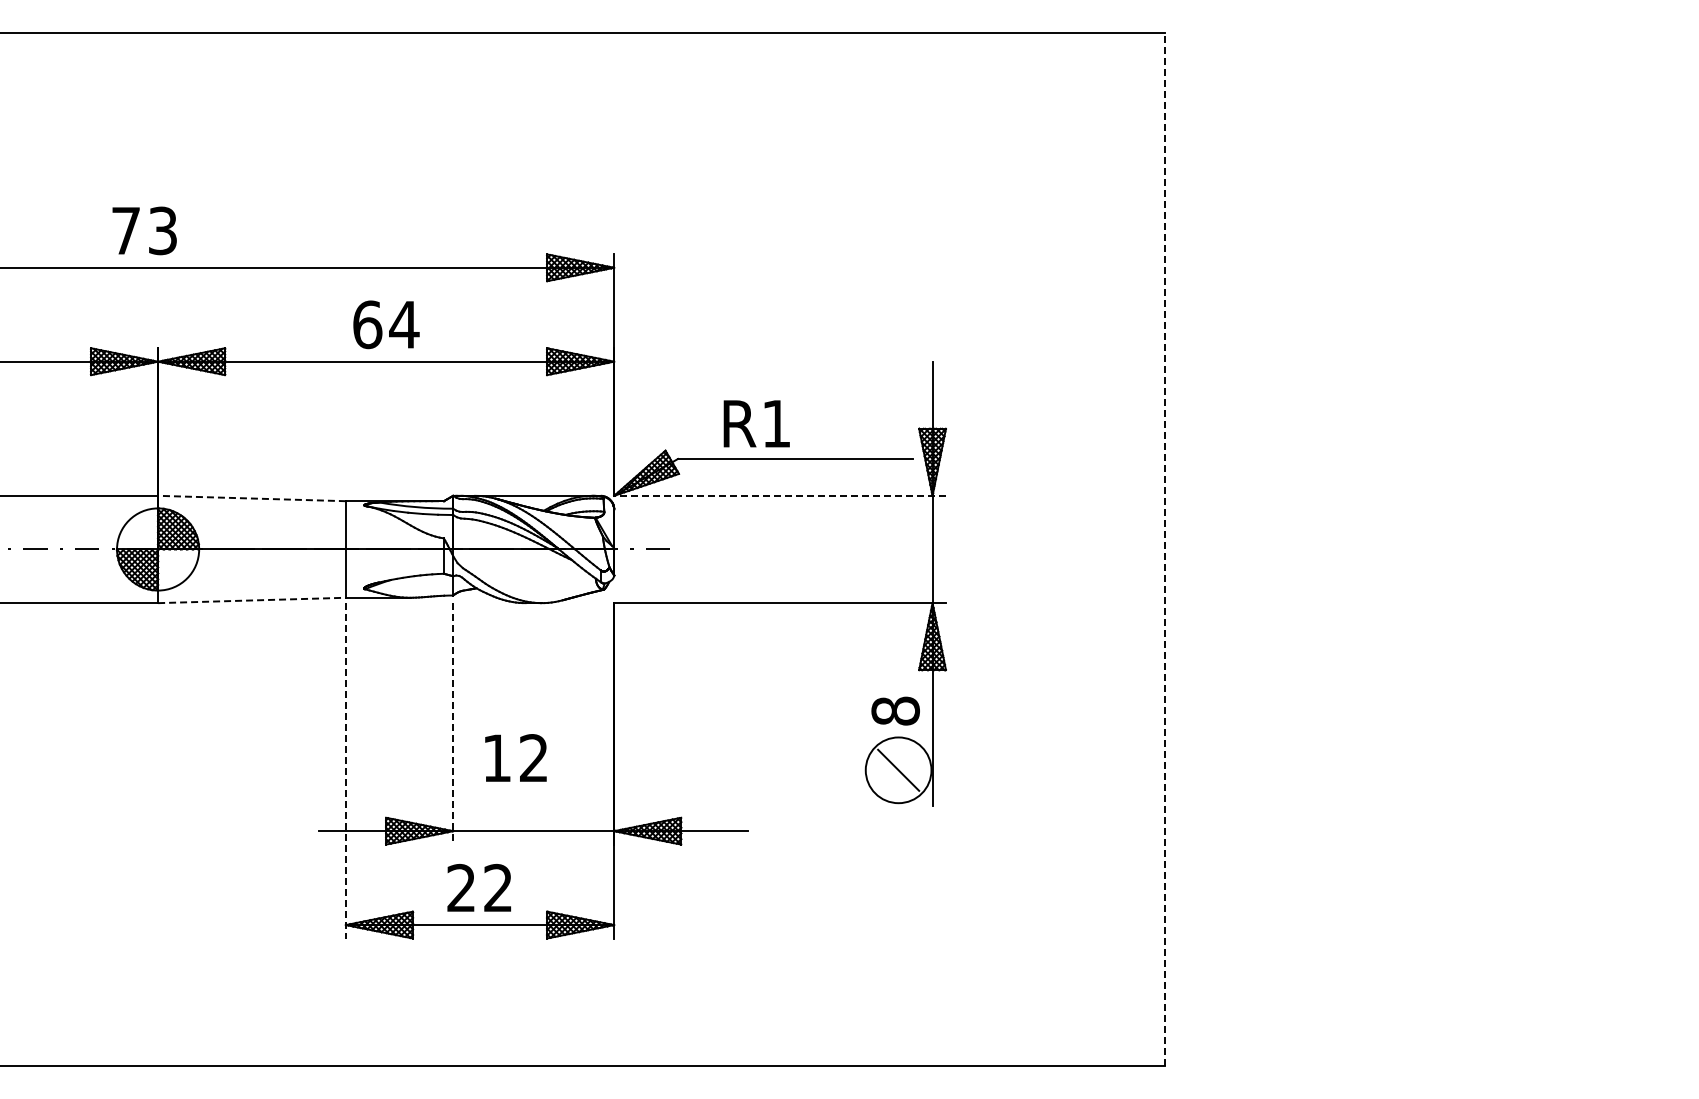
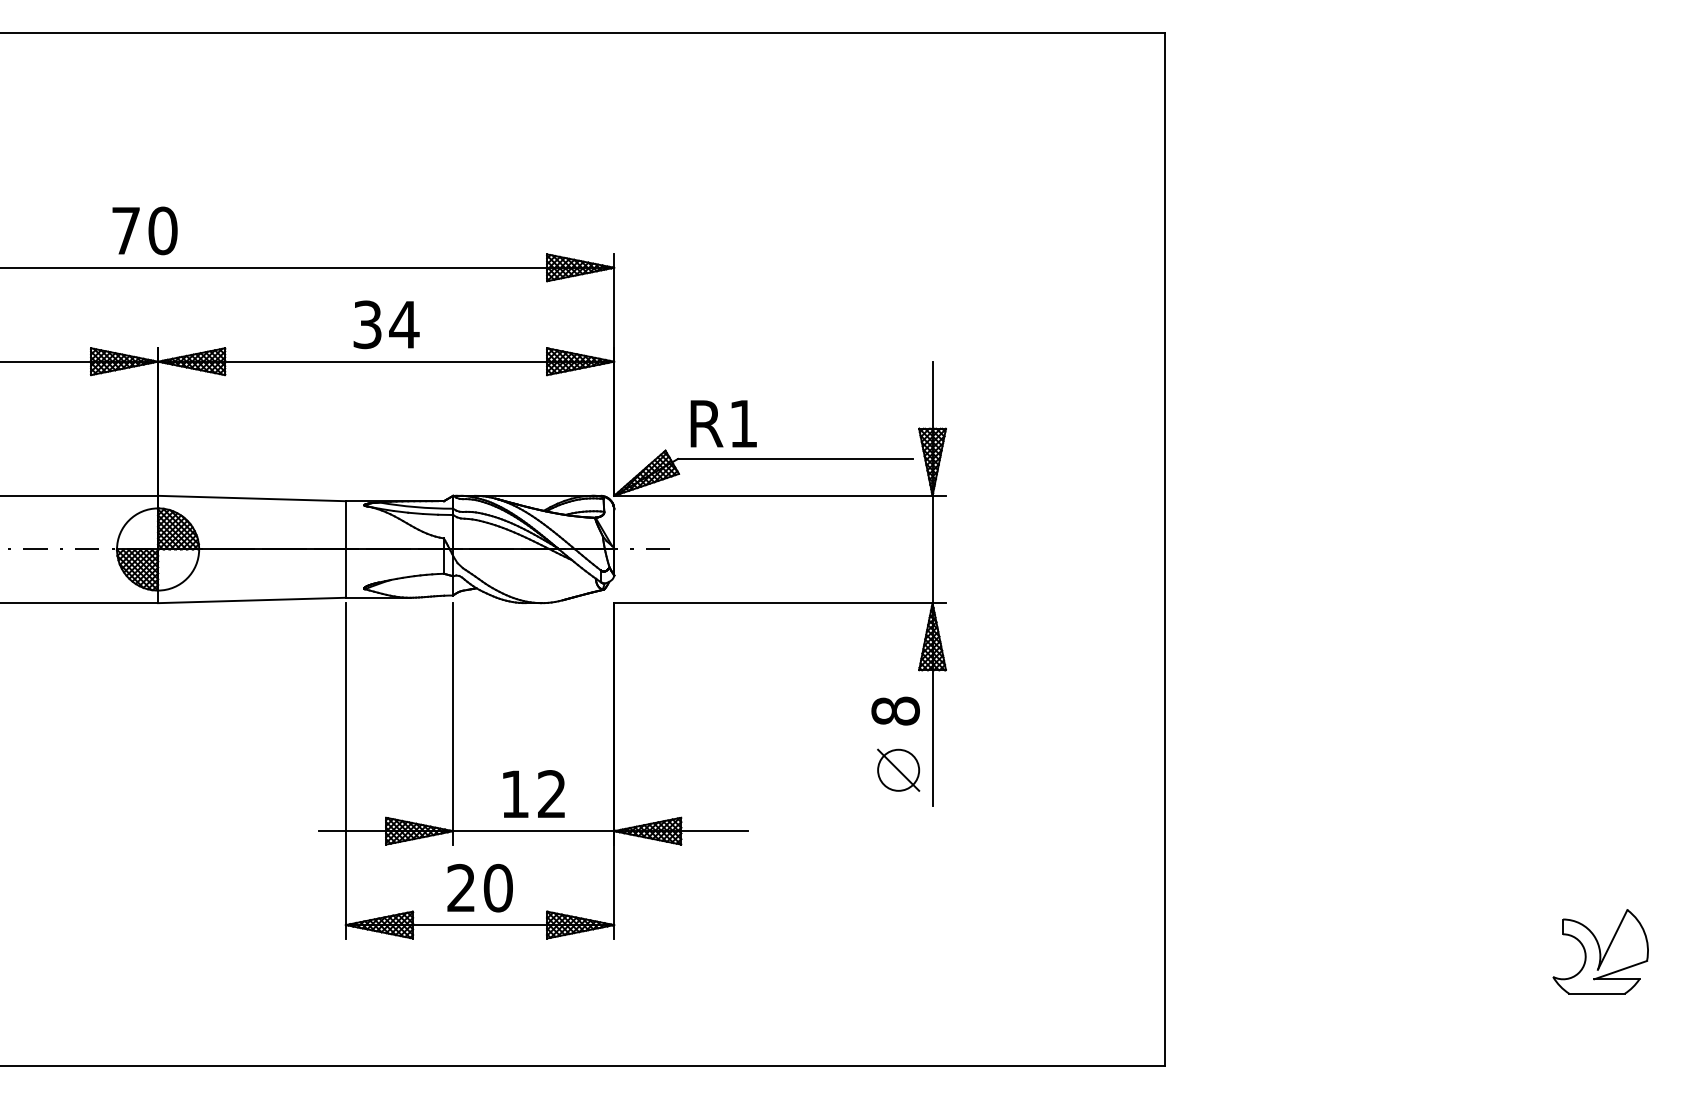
text: 73 -> 70 (162, 230)
text: 64 -> 34 (367, 324)
text position: (756, 423) -> (723, 423) (723, 423)
line: dashed -> solid (780, 495)
line: dashed -> solid (252, 498)
line: dashed -> solid (1165, 549)
line: dashed -> solid (252, 600)
line: dashed -> solid (453, 723)
text position: (515, 757) -> (533, 793) (533, 793)
line: dashed -> solid (345, 770)
circle diameter: 66 px -> 41 px (898, 769)
text: 22 -> 20 (497, 887)
part: none -> present (1600, 951)
